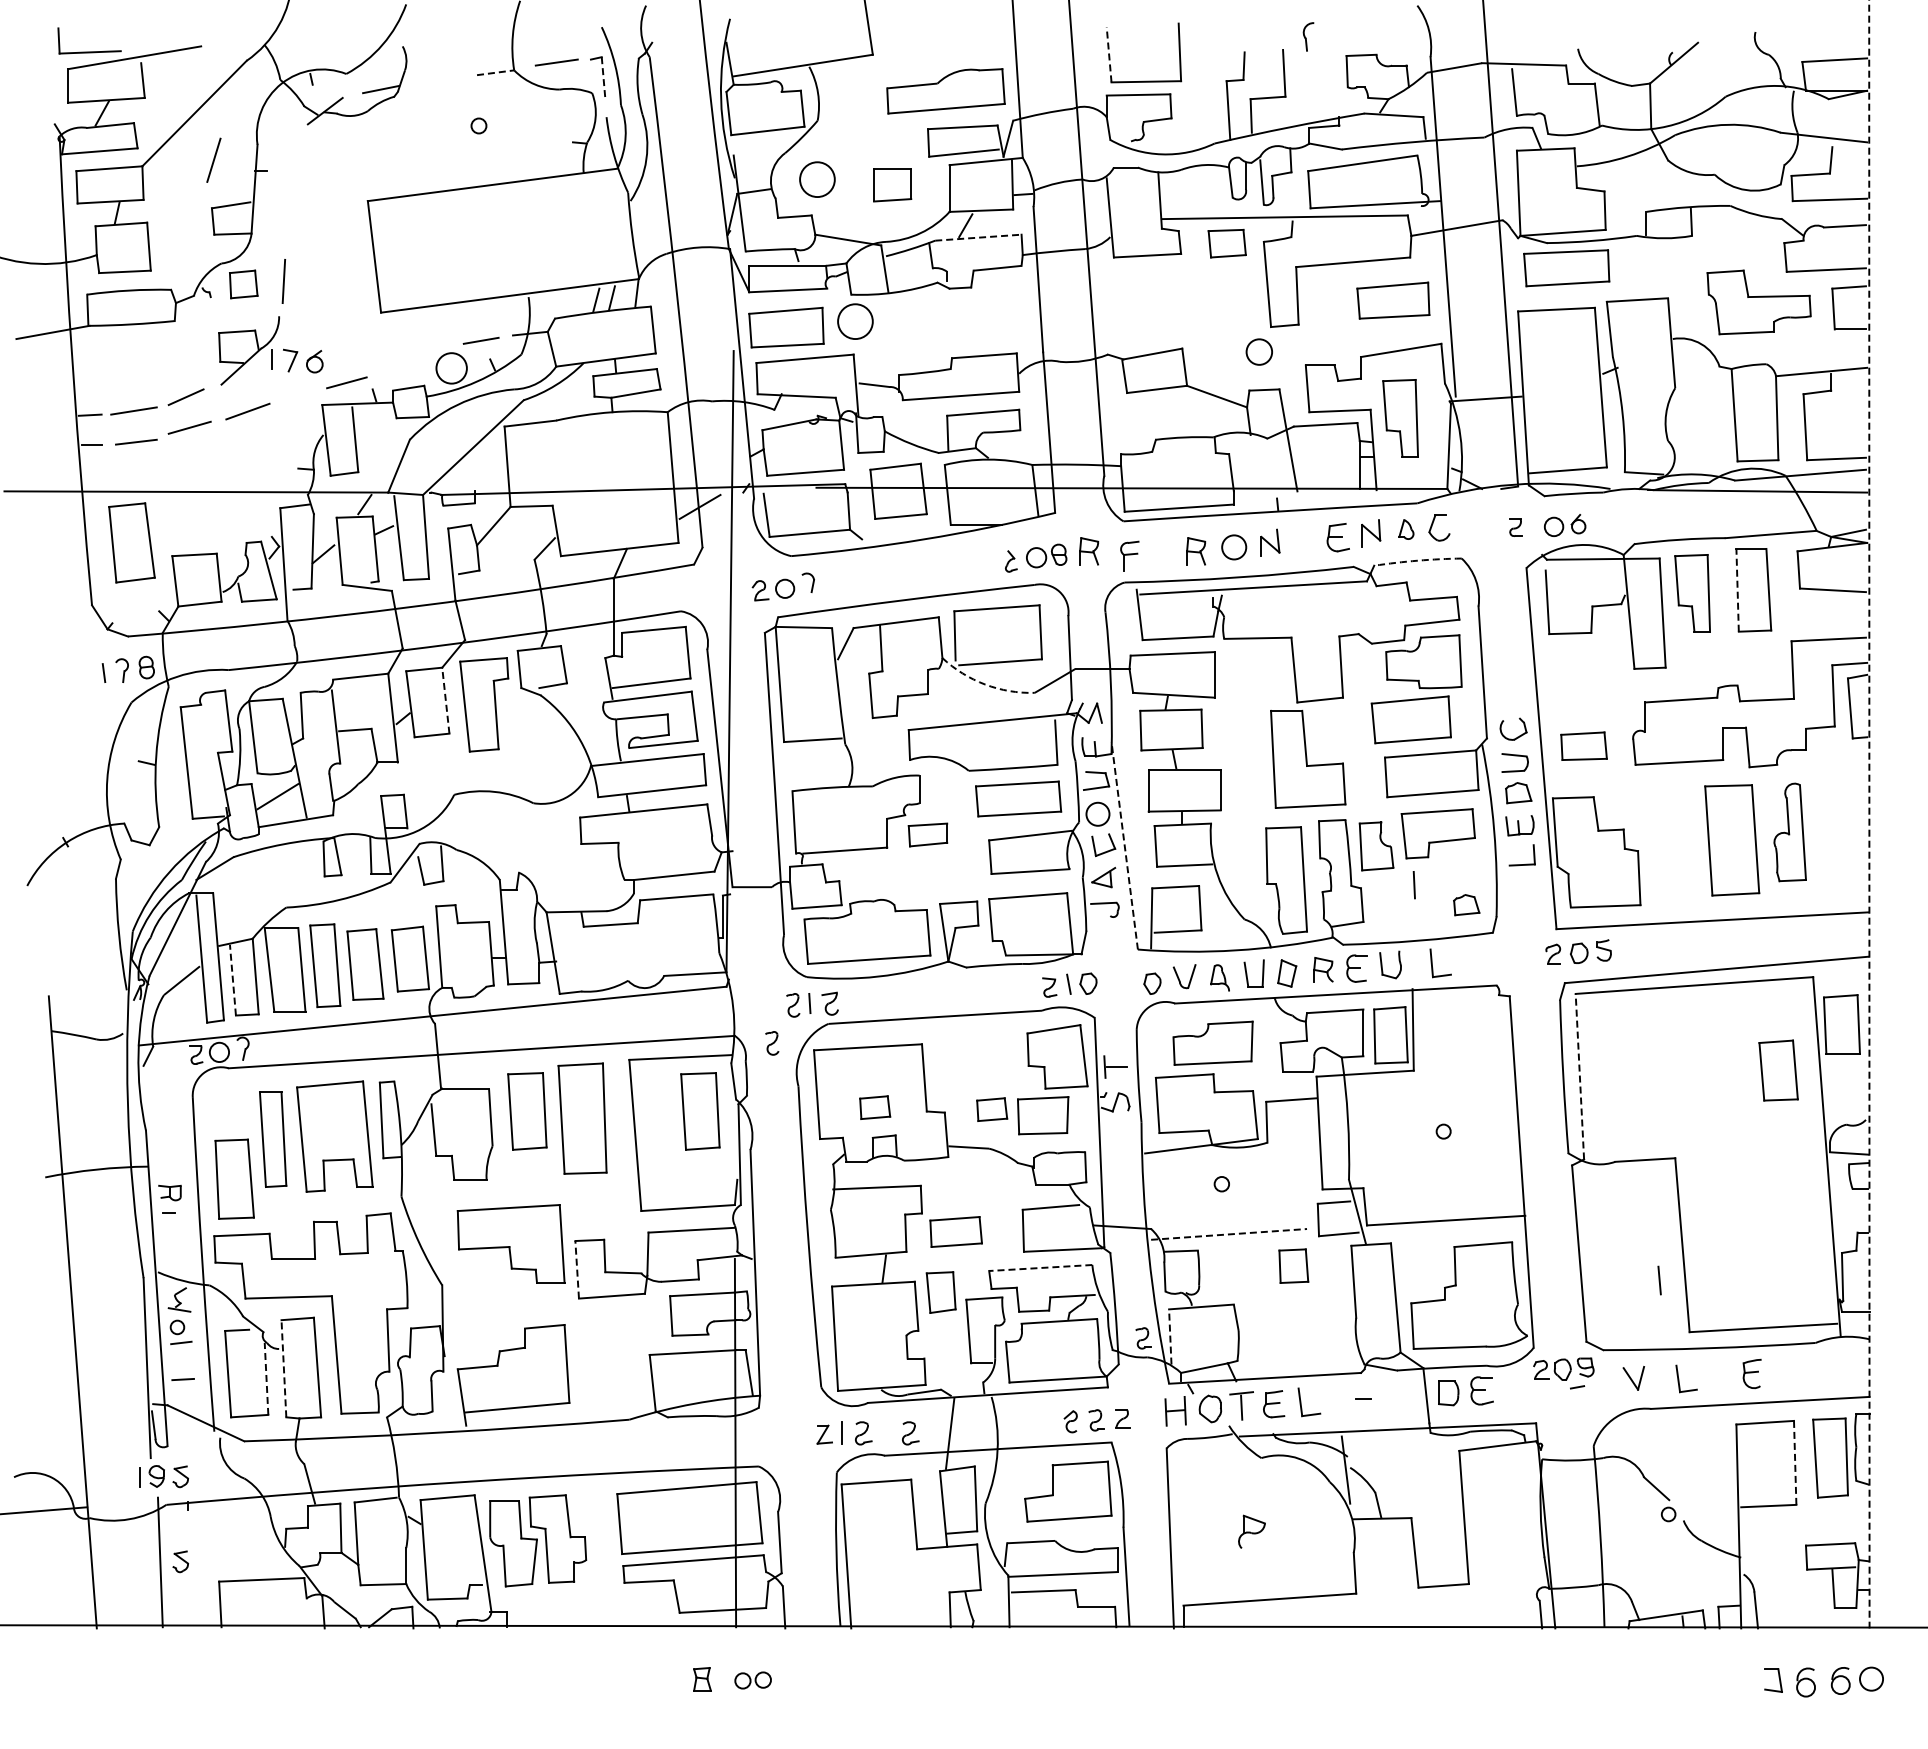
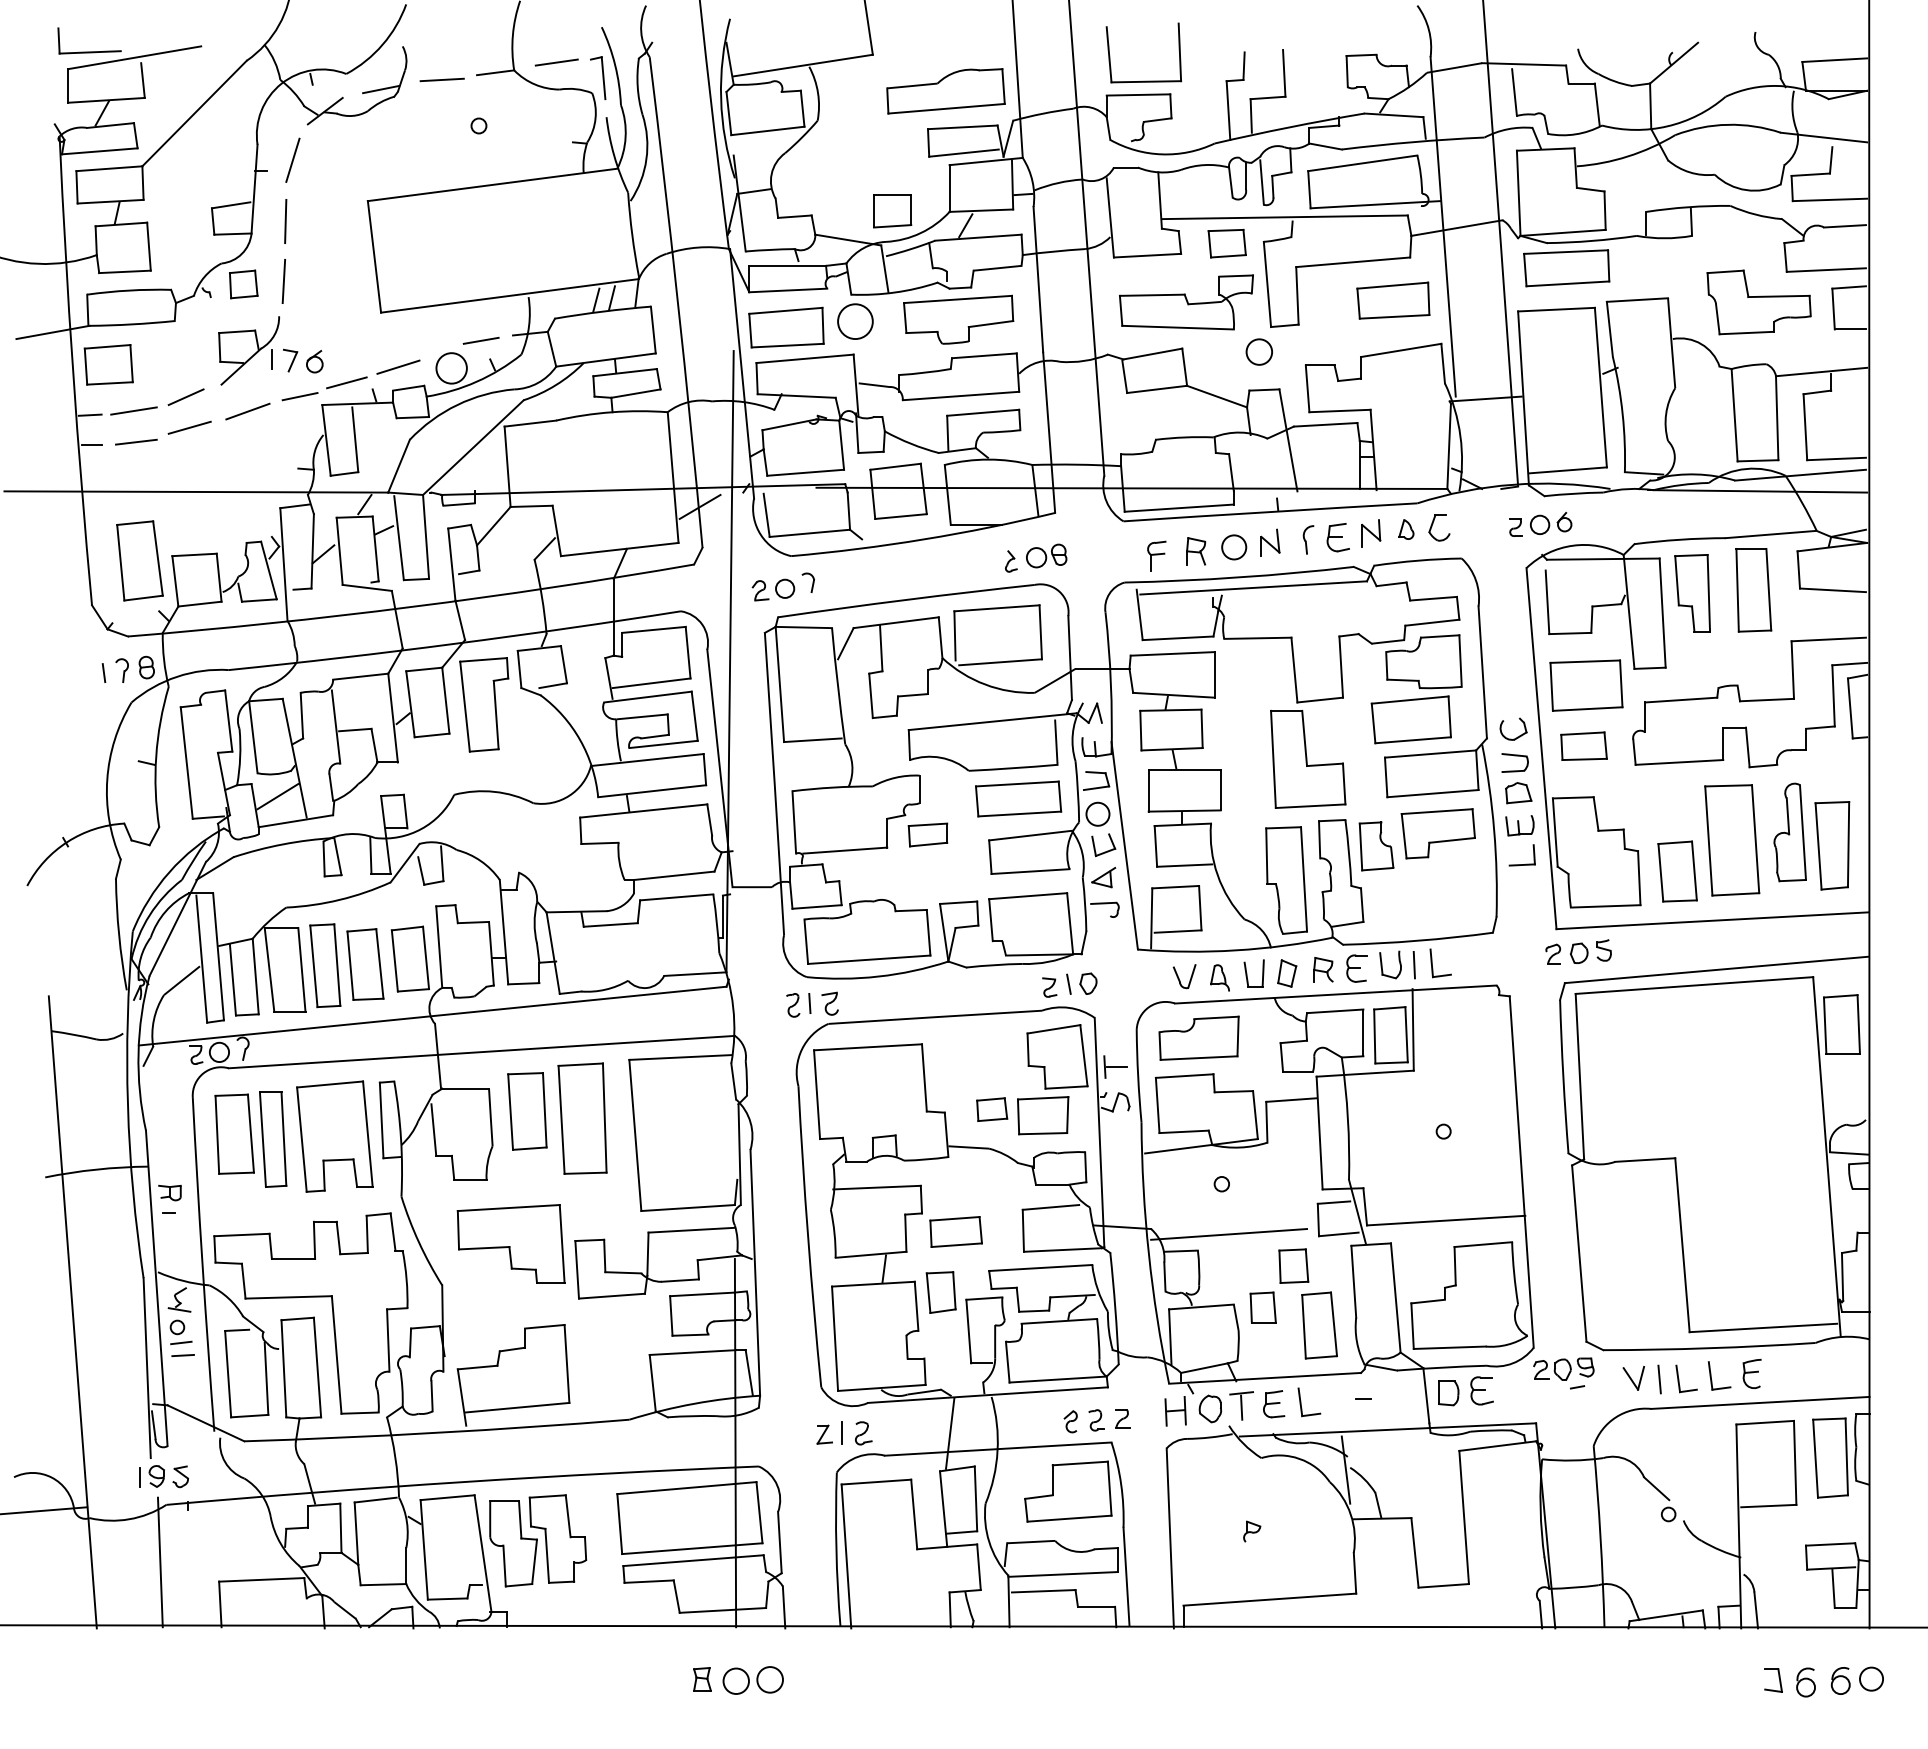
part position: (1308, 36) -> (1308, 539) (1308, 539)
line: dashed -> solid (1109, 54)
line: dashed -> solid (495, 72)
line: dashed -> solid (603, 78)
line: none -> present (441, 79)
line position: (213, 159) -> (292, 159) (292, 159)
circle: present -> none (817, 179)
part position: (892, 185) -> (892, 211) (892, 211)
line: none -> present (285, 221)
line: dashed -> solid (978, 237)
part: none -> present (1186, 302)
part: none -> present (958, 319)
part: none -> present (108, 364)
line: none -> present (398, 366)
line: none -> present (299, 396)
part: present -> none (1400, 418)
part position: (1565, 525) -> (1551, 523) (1551, 523)
part position: (131, 542) -> (139, 560) (139, 560)
part: present -> none (1089, 551)
part position: (1129, 555) -> (1156, 555) (1156, 555)
arc: dashed -> solid (1417, 560)
line: dashed -> solid (1737, 589)
arc: dashed -> solid (985, 684)
part: none -> present (1586, 685)
line: dashed -> solid (445, 700)
line: dashed -> solid (1869, 814)
line: dashed -> solid (1124, 845)
part: none -> present (1832, 845)
line position: (1413, 885) -> (1413, 965) (1413, 965)
part: present -> none (1466, 905)
line: dashed -> solid (232, 980)
part: present -> none (1152, 983)
part position: (1212, 1042) -> (1198, 1037) (1198, 1037)
part: present -> none (772, 1043)
part position: (1778, 1070) -> (1677, 871) (1677, 871)
line: dashed -> solid (1579, 1076)
part: present -> none (875, 1107)
part: present -> none (700, 1111)
part position: (234, 1178) -> (234, 1133) (234, 1133)
line: dashed -> solid (1229, 1234)
line: dashed -> solid (1040, 1268)
line: dashed -> solid (577, 1269)
line position: (1659, 1280) -> (1659, 1379) (1659, 1379)
part: none -> present (1262, 1307)
part: none -> present (1319, 1325)
line: dashed -> solid (1170, 1336)
part: present -> none (1143, 1338)
line: dashed -> solid (283, 1368)
part: none -> present (1711, 1375)
line: dashed -> solid (266, 1378)
line position: (182, 1379) -> (182, 1355) (182, 1355)
part: present -> none (910, 1433)
line: dashed -> solid (1795, 1462)
part size: 28x35 px -> 19x23 px (1252, 1531)
part: present -> none (180, 1561)
part size: 38x19 px -> 62x29 px (752, 1680)
